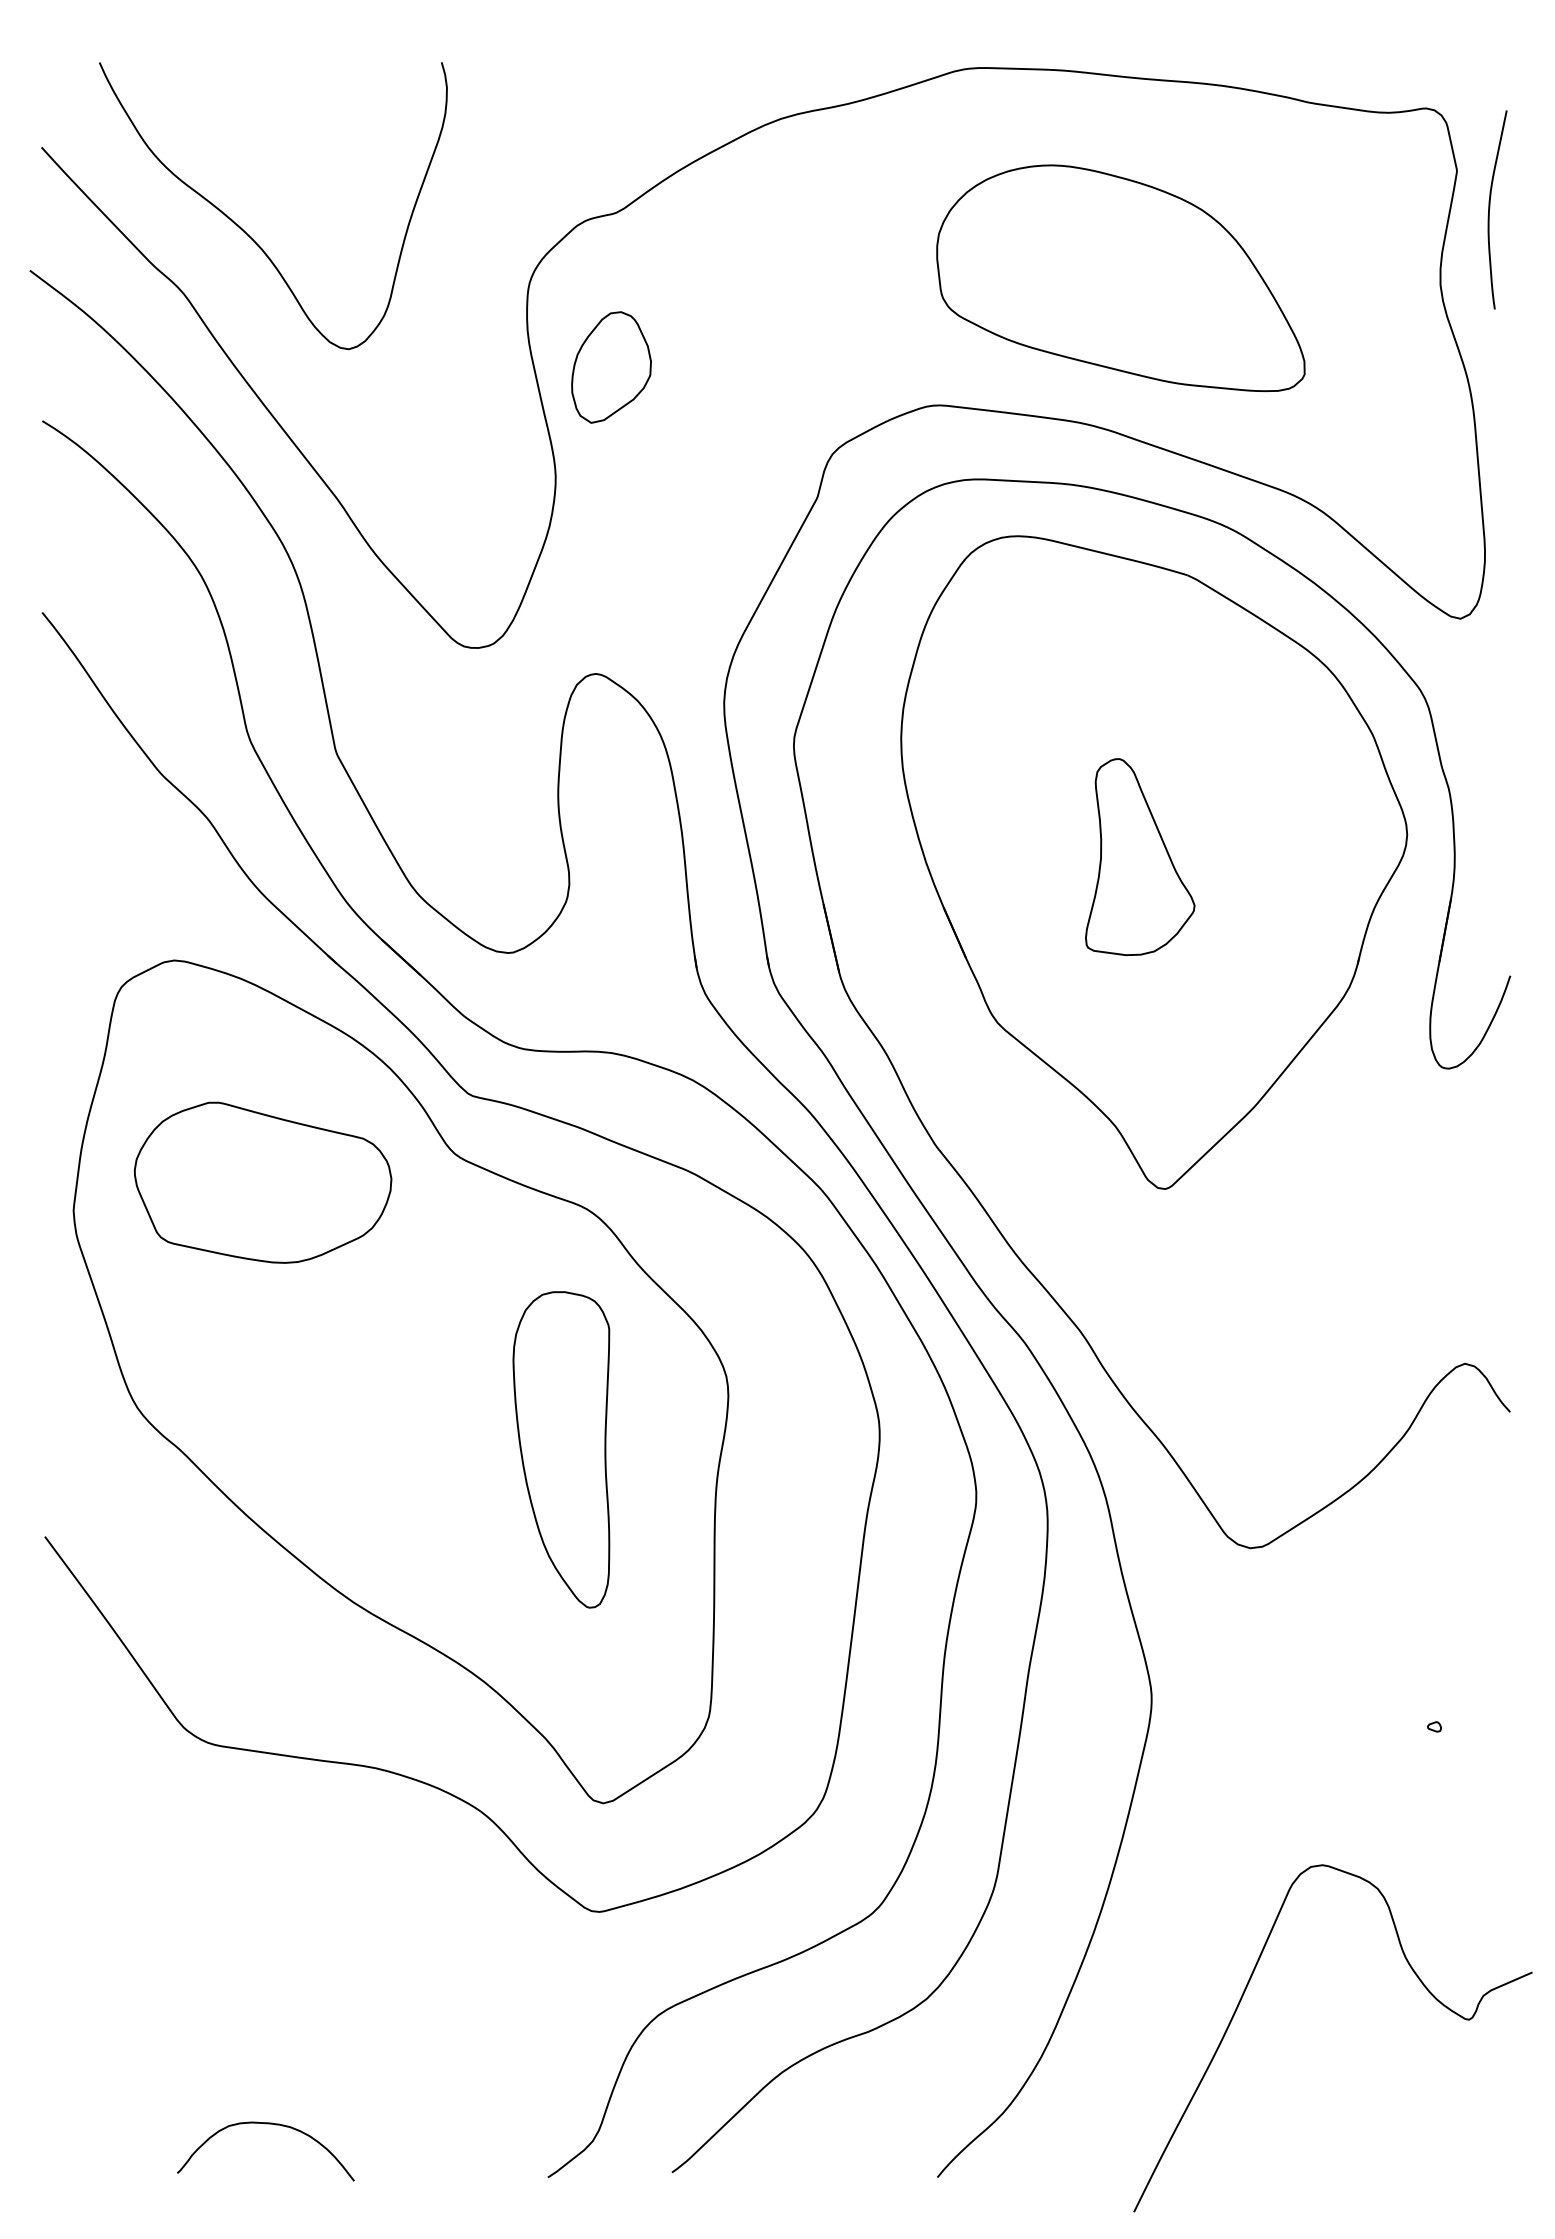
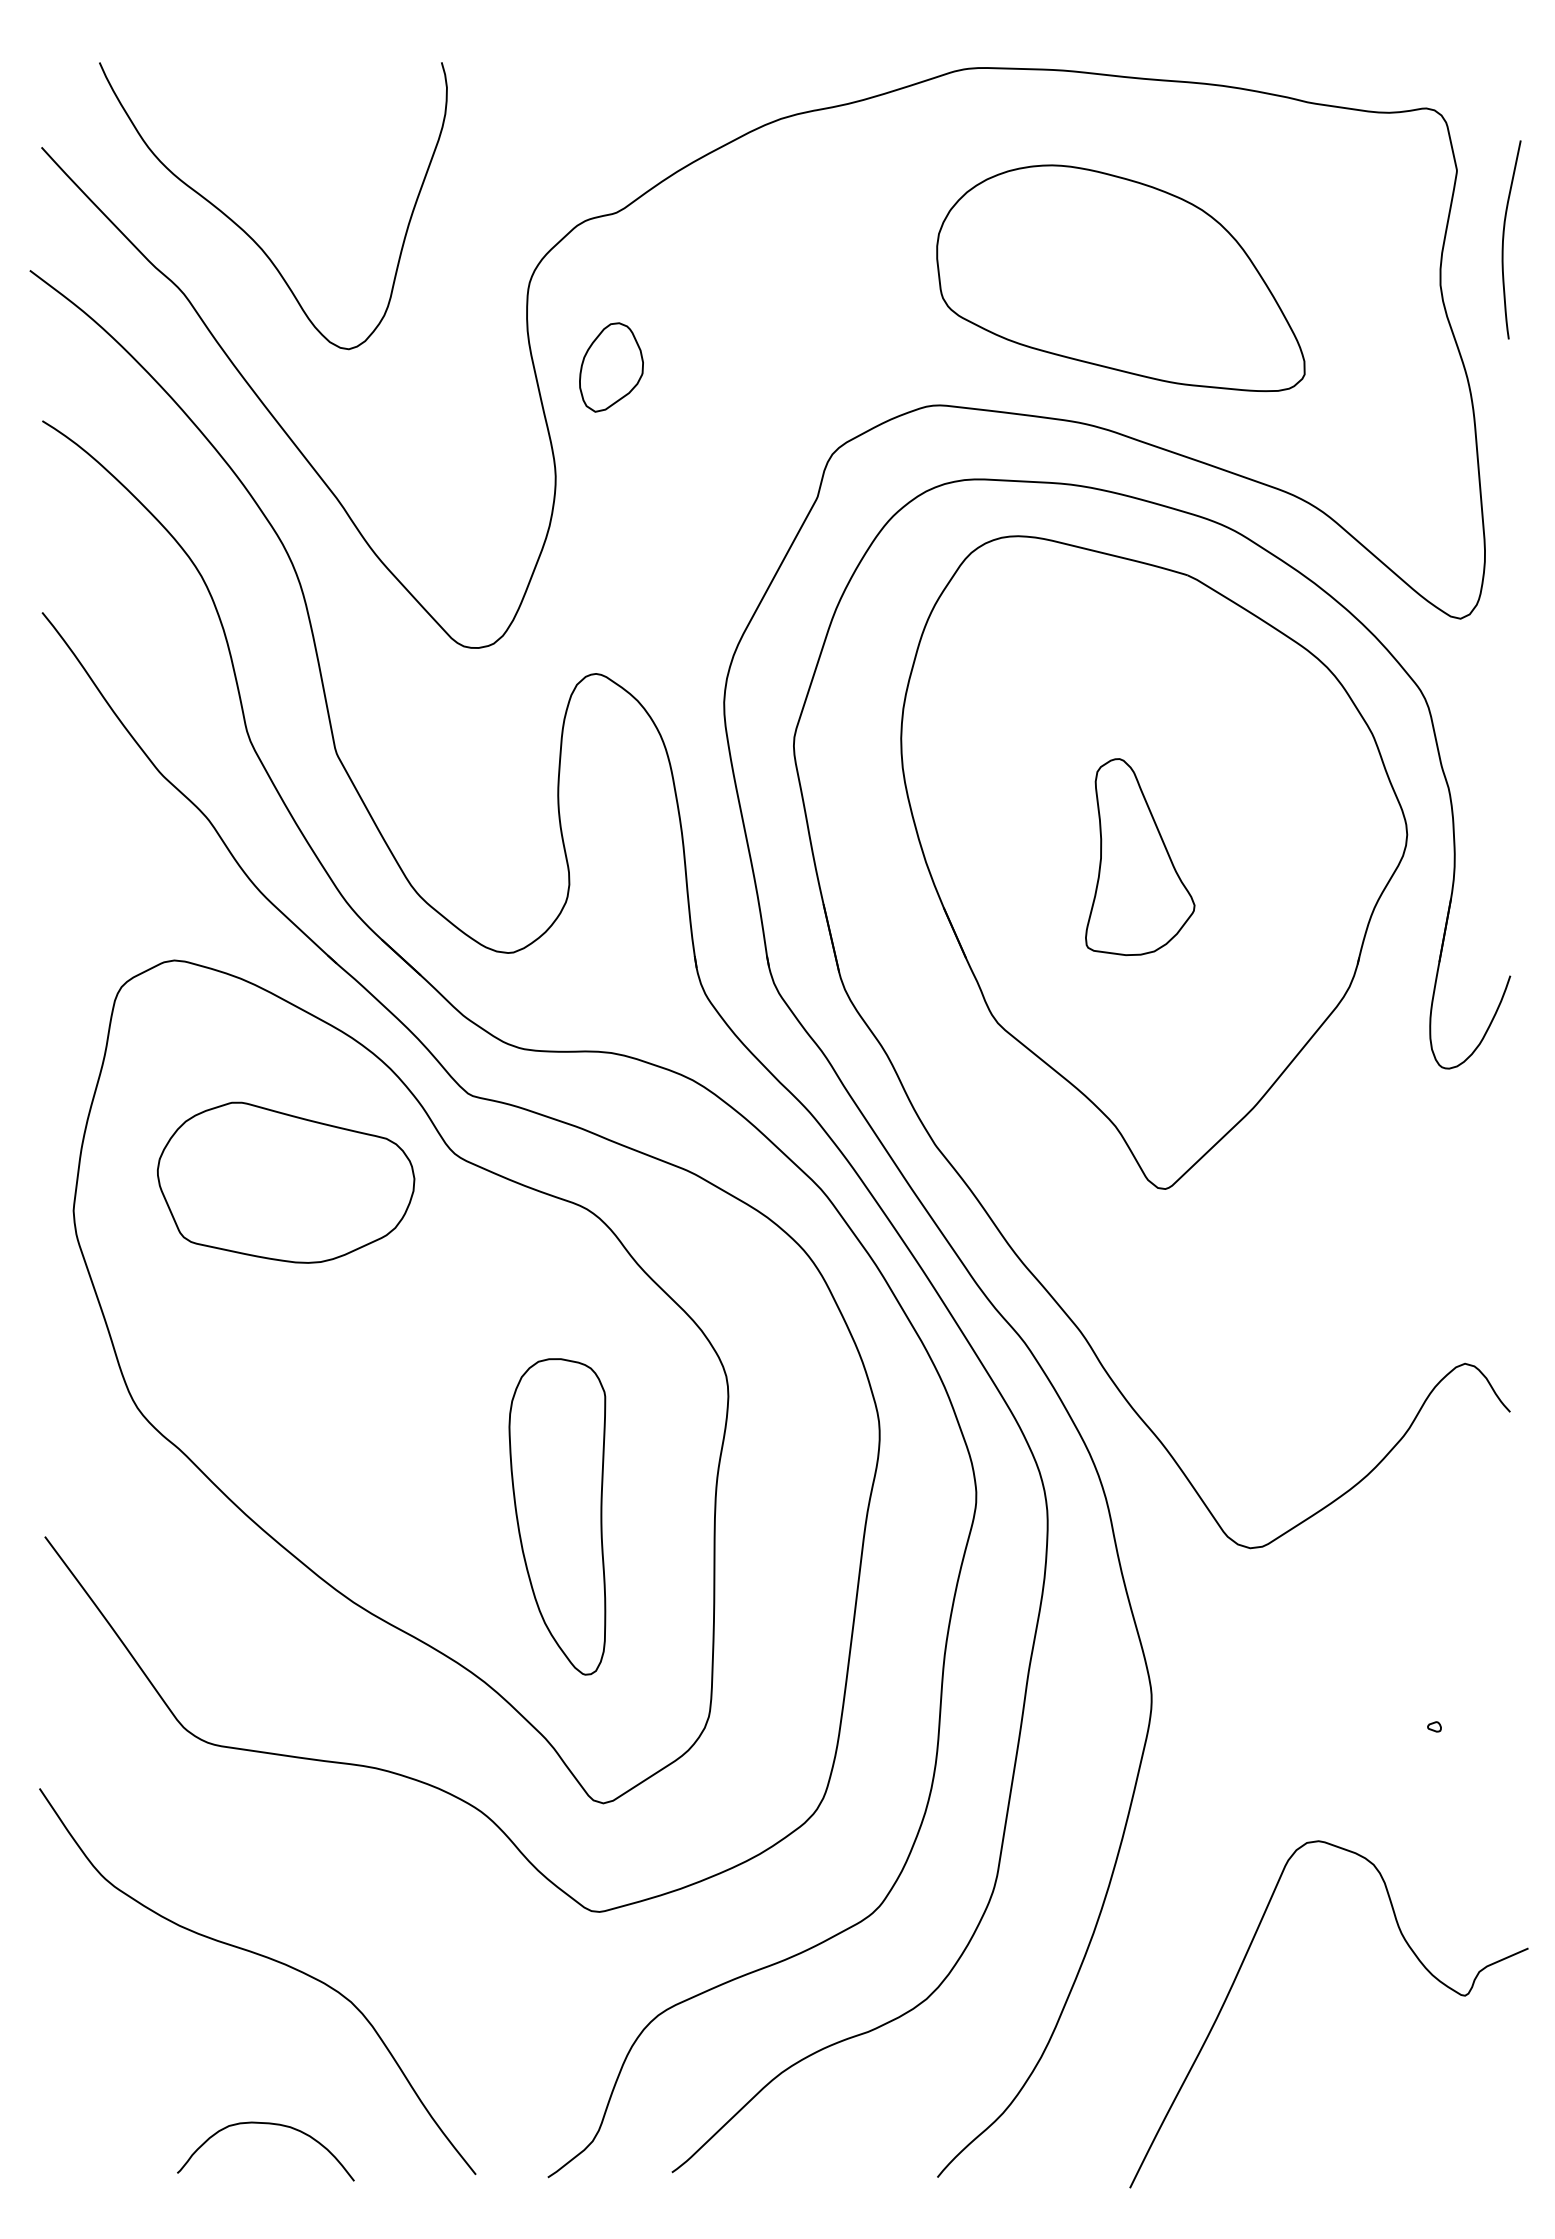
curve position: (1490, 208) -> (1504, 238) (1504, 238)
part size: 81x113 px -> 65x91 px (611, 367)
part position: (263, 1182) -> (286, 1182) (286, 1182)
part position: (561, 1449) -> (557, 1516) (557, 1516)
curve: none -> present (266, 1958)
curve position: (1244, 1994) -> (1240, 1970) (1240, 1970)
